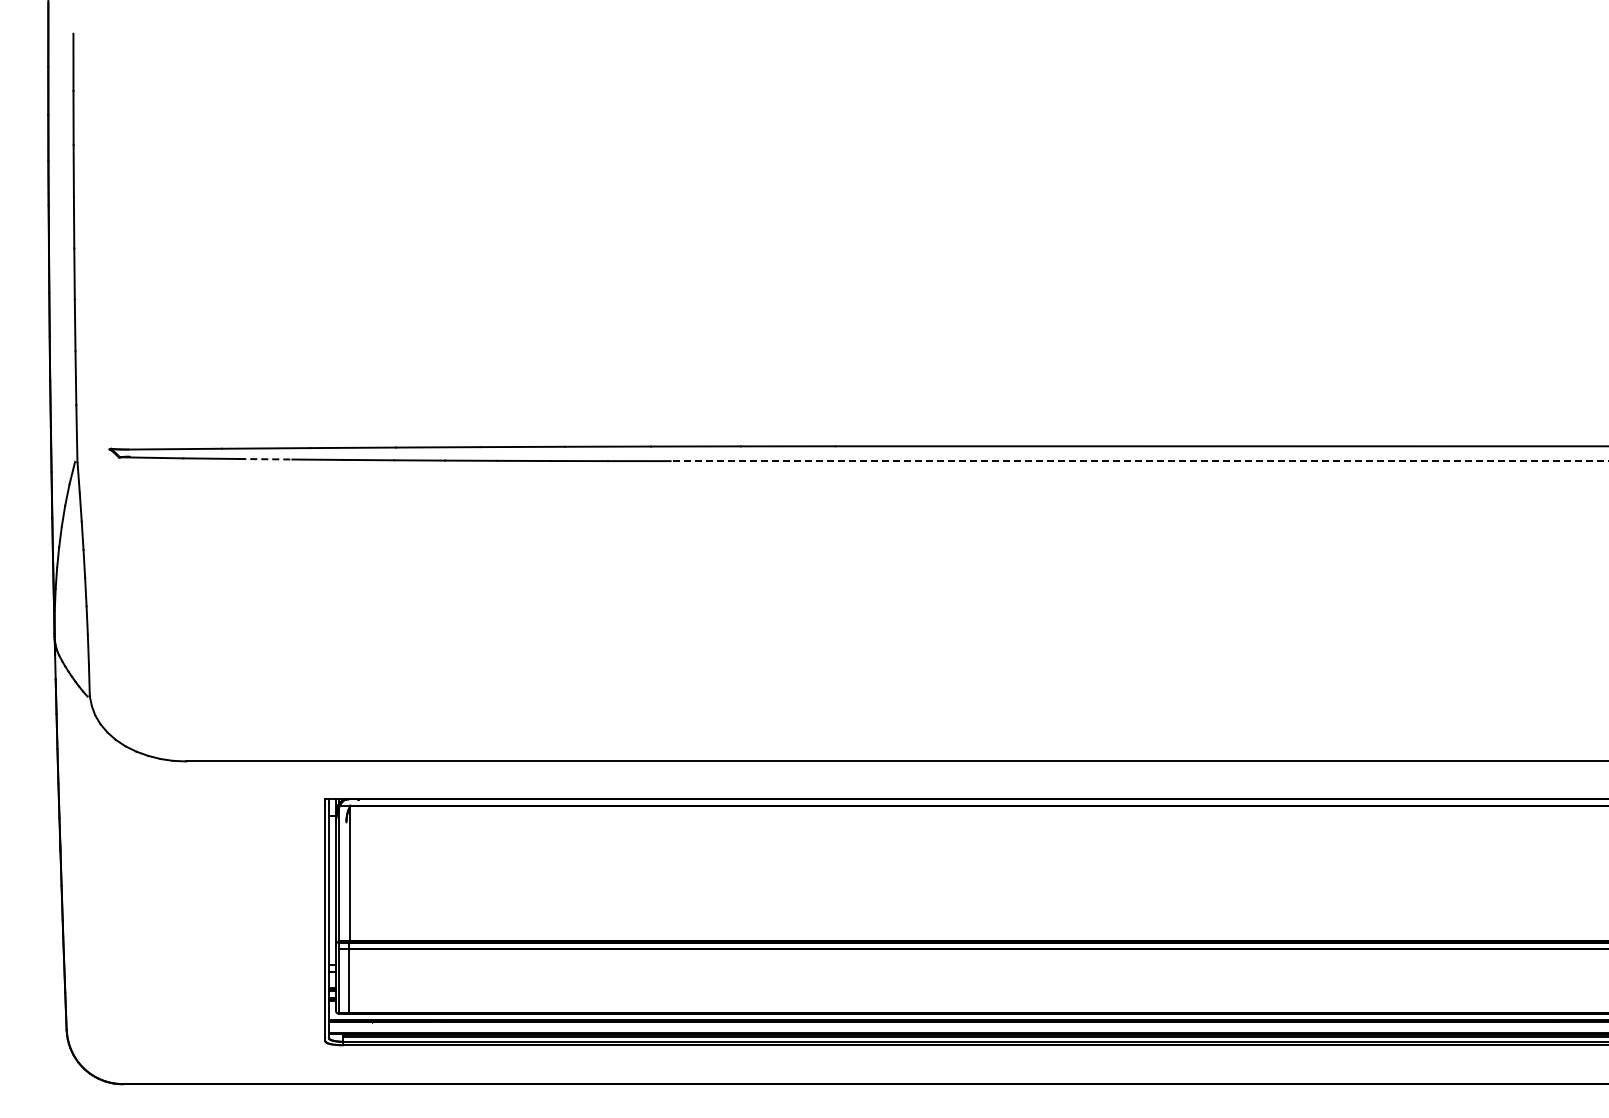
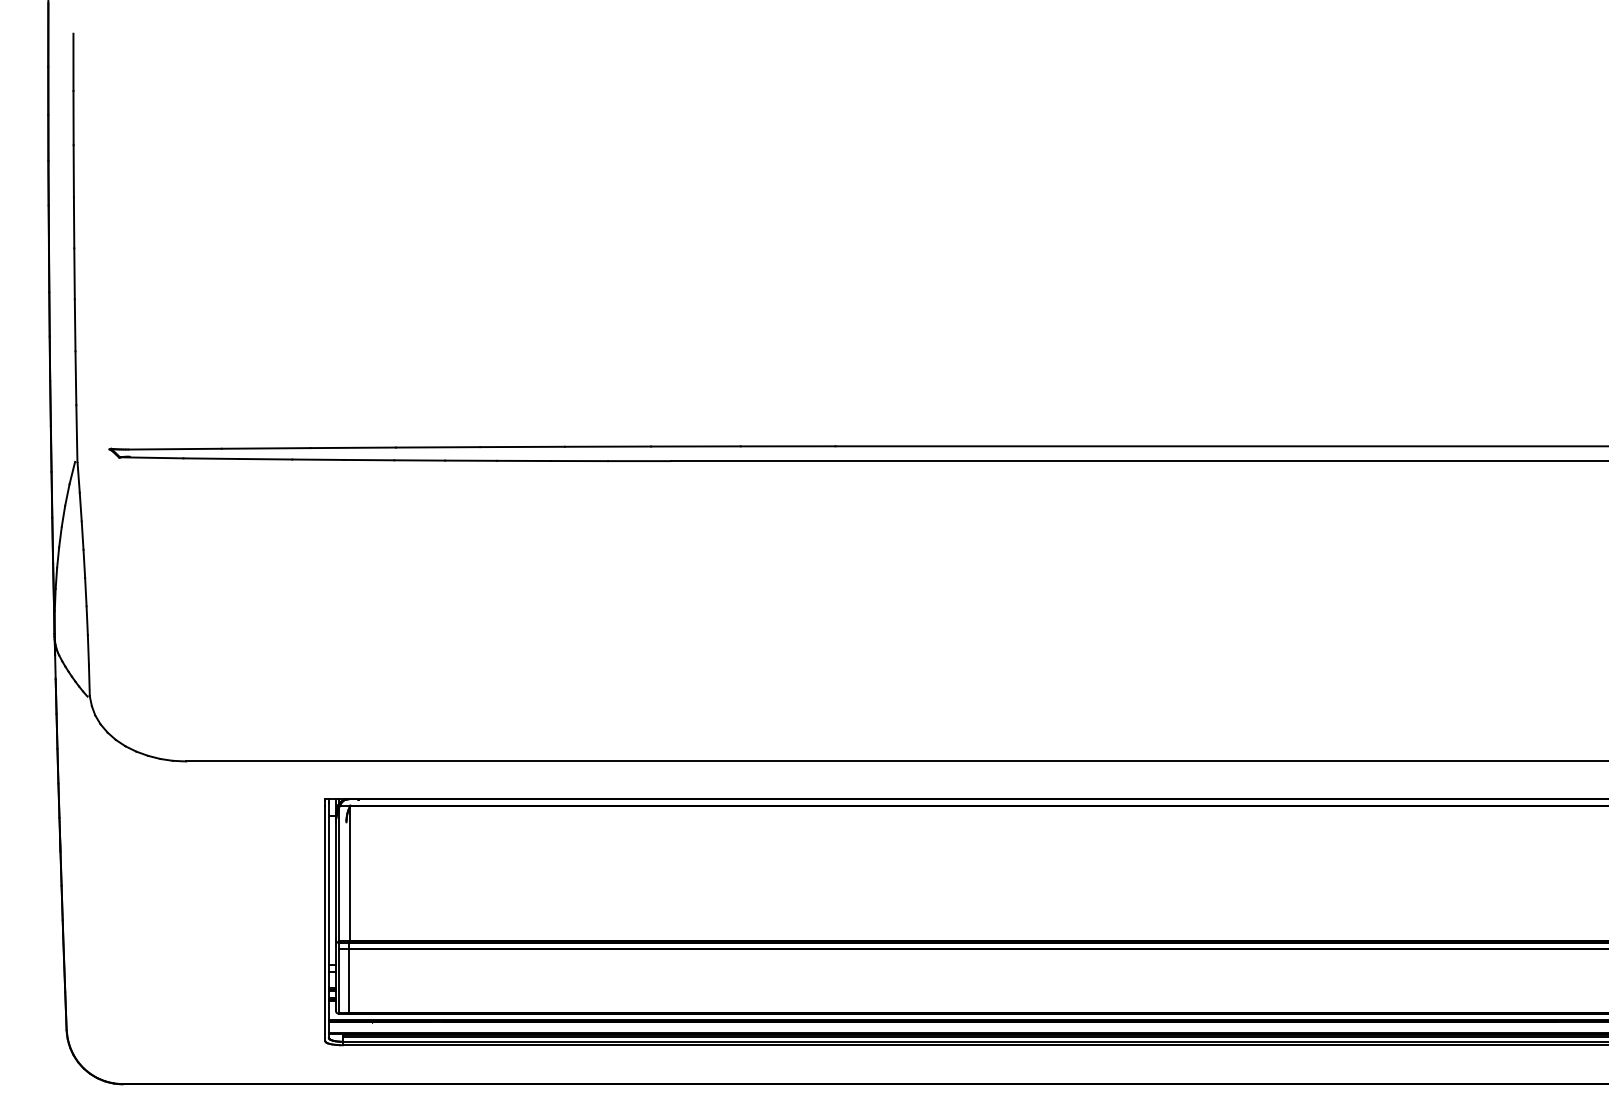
line: dashed -> solid (265, 459)
line: dashed -> solid (1139, 461)
